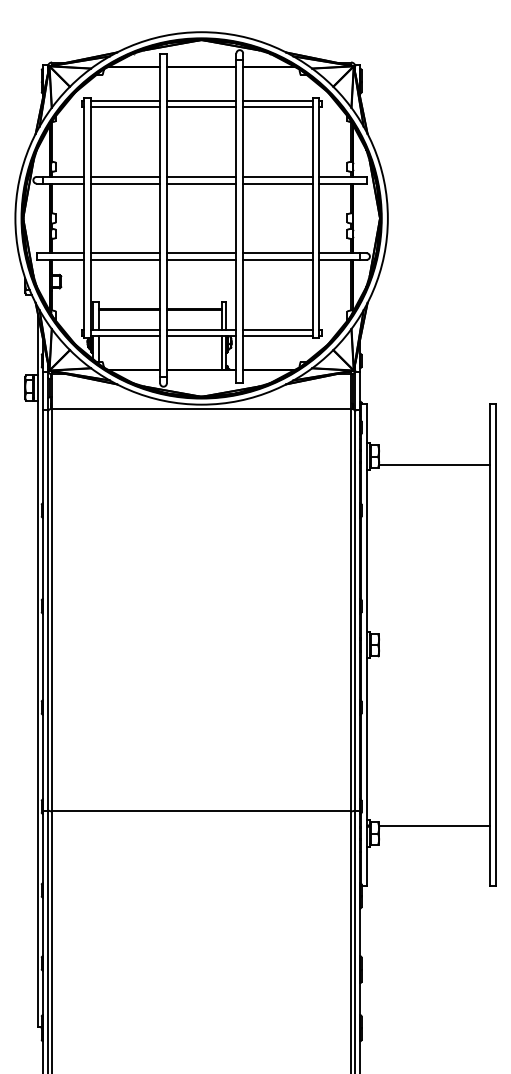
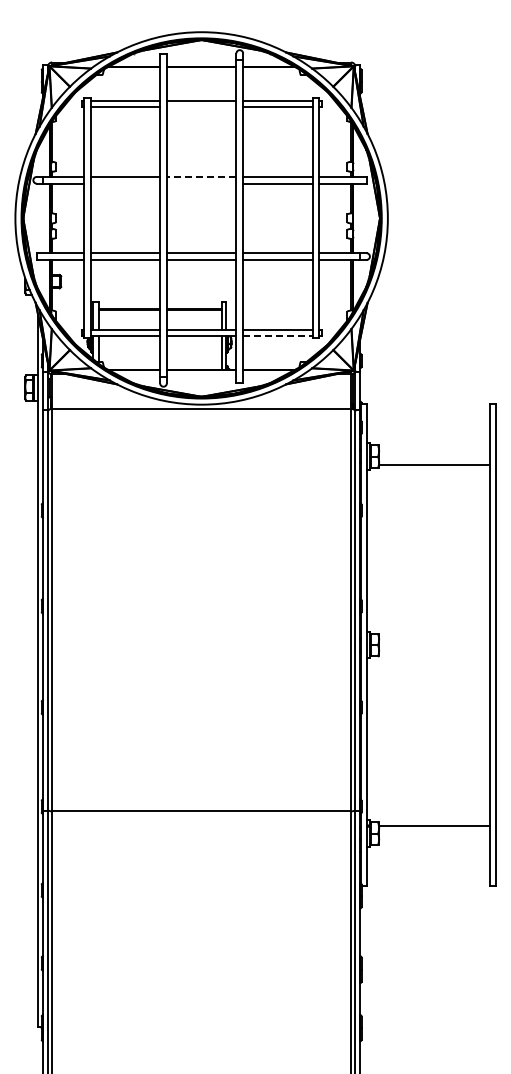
line: present -> none (201, 107)
line: solid -> dashed (201, 176)
line: present -> none (125, 183)
line: present -> none (201, 183)
line: solid -> dashed (277, 336)
